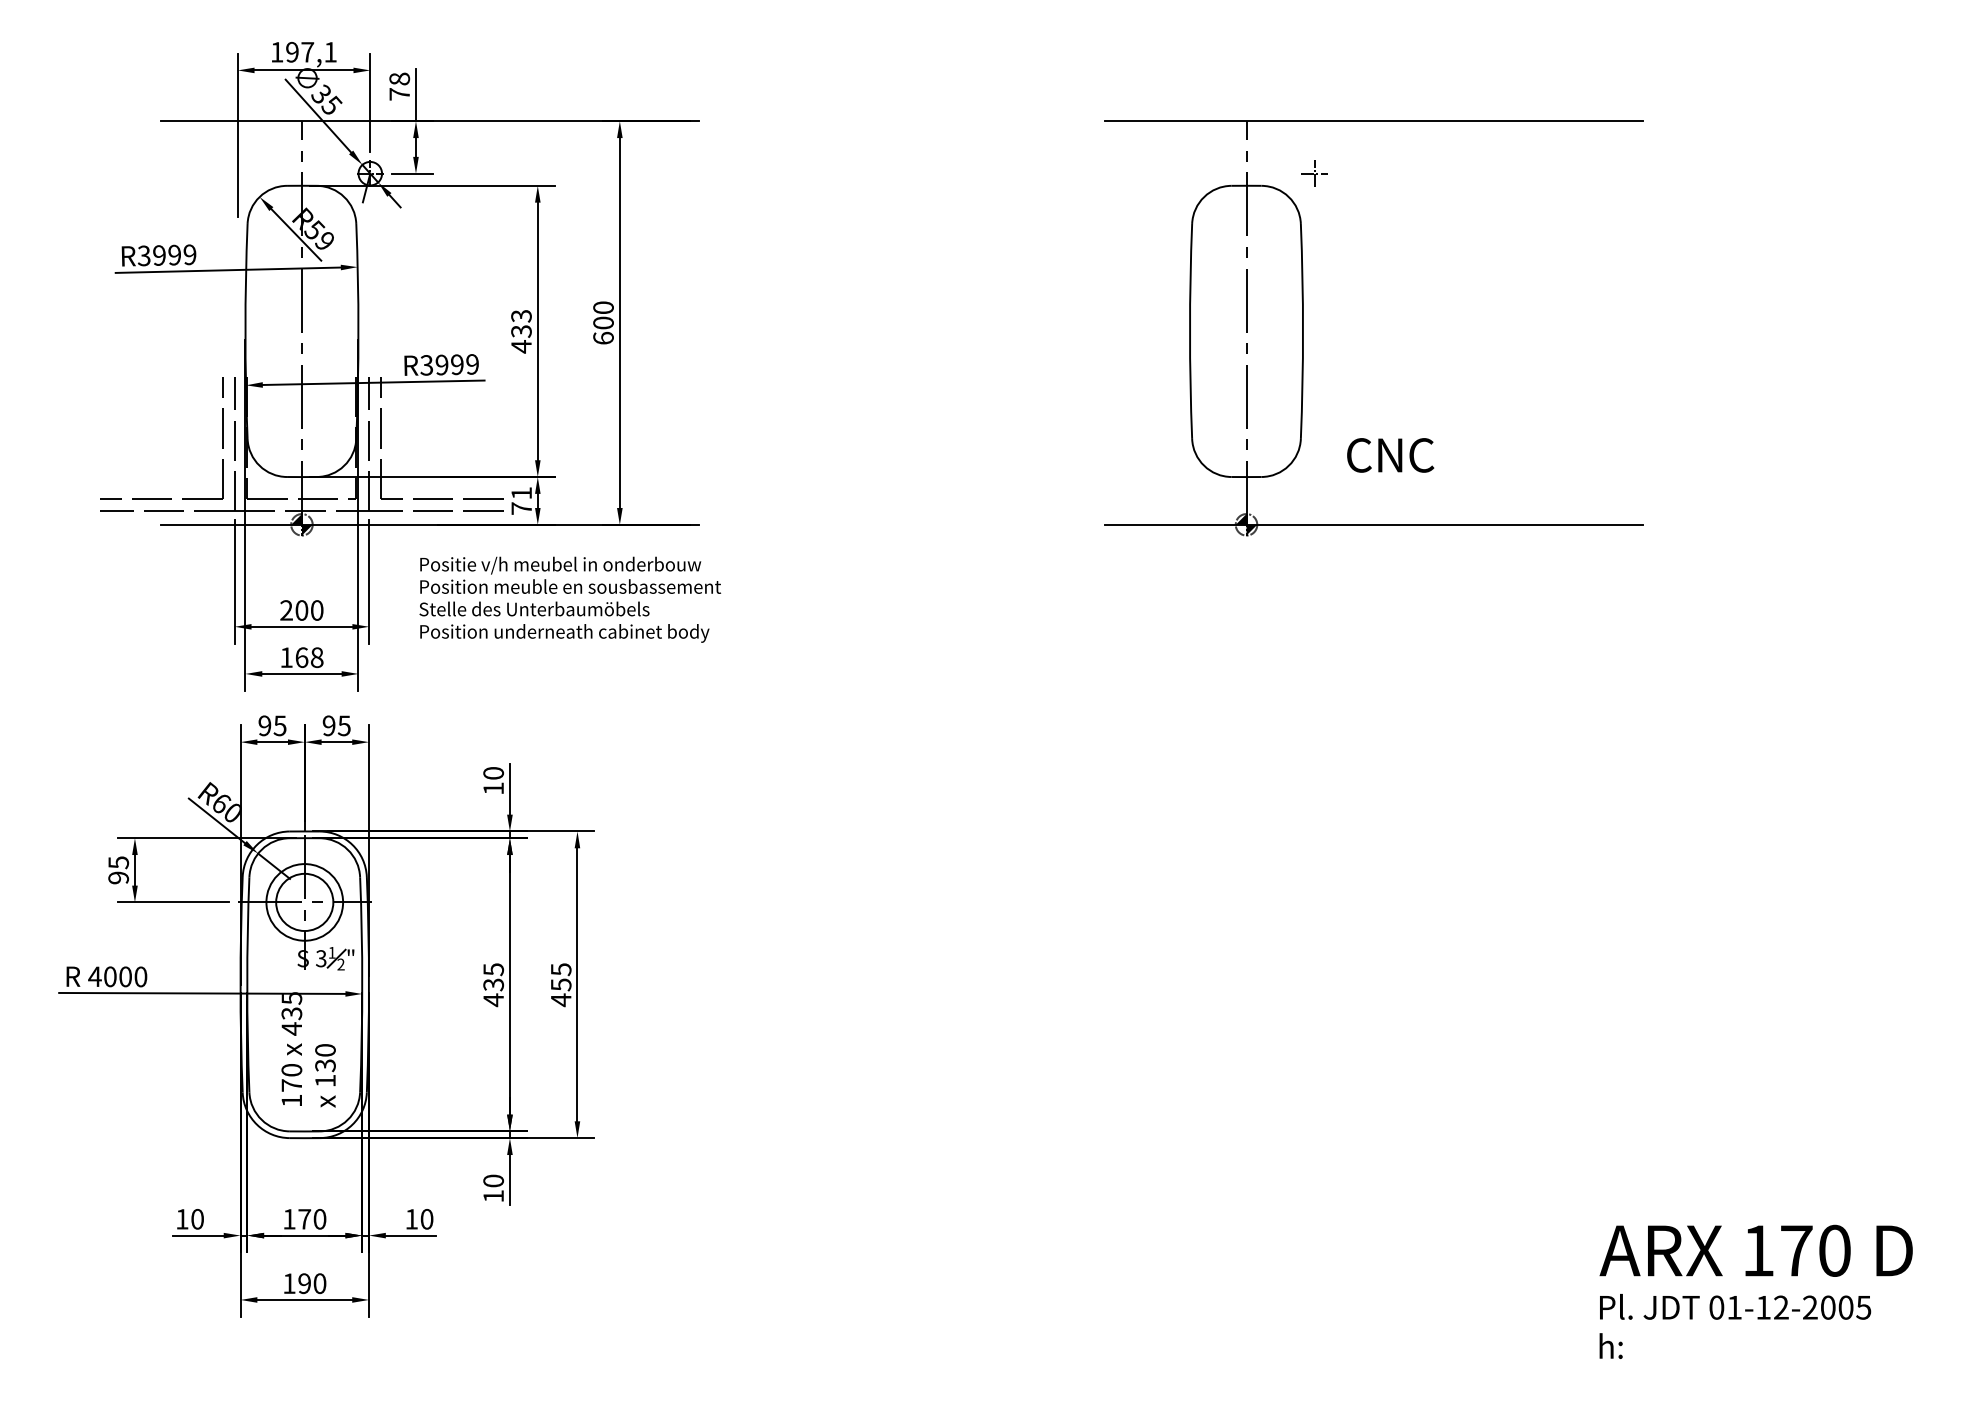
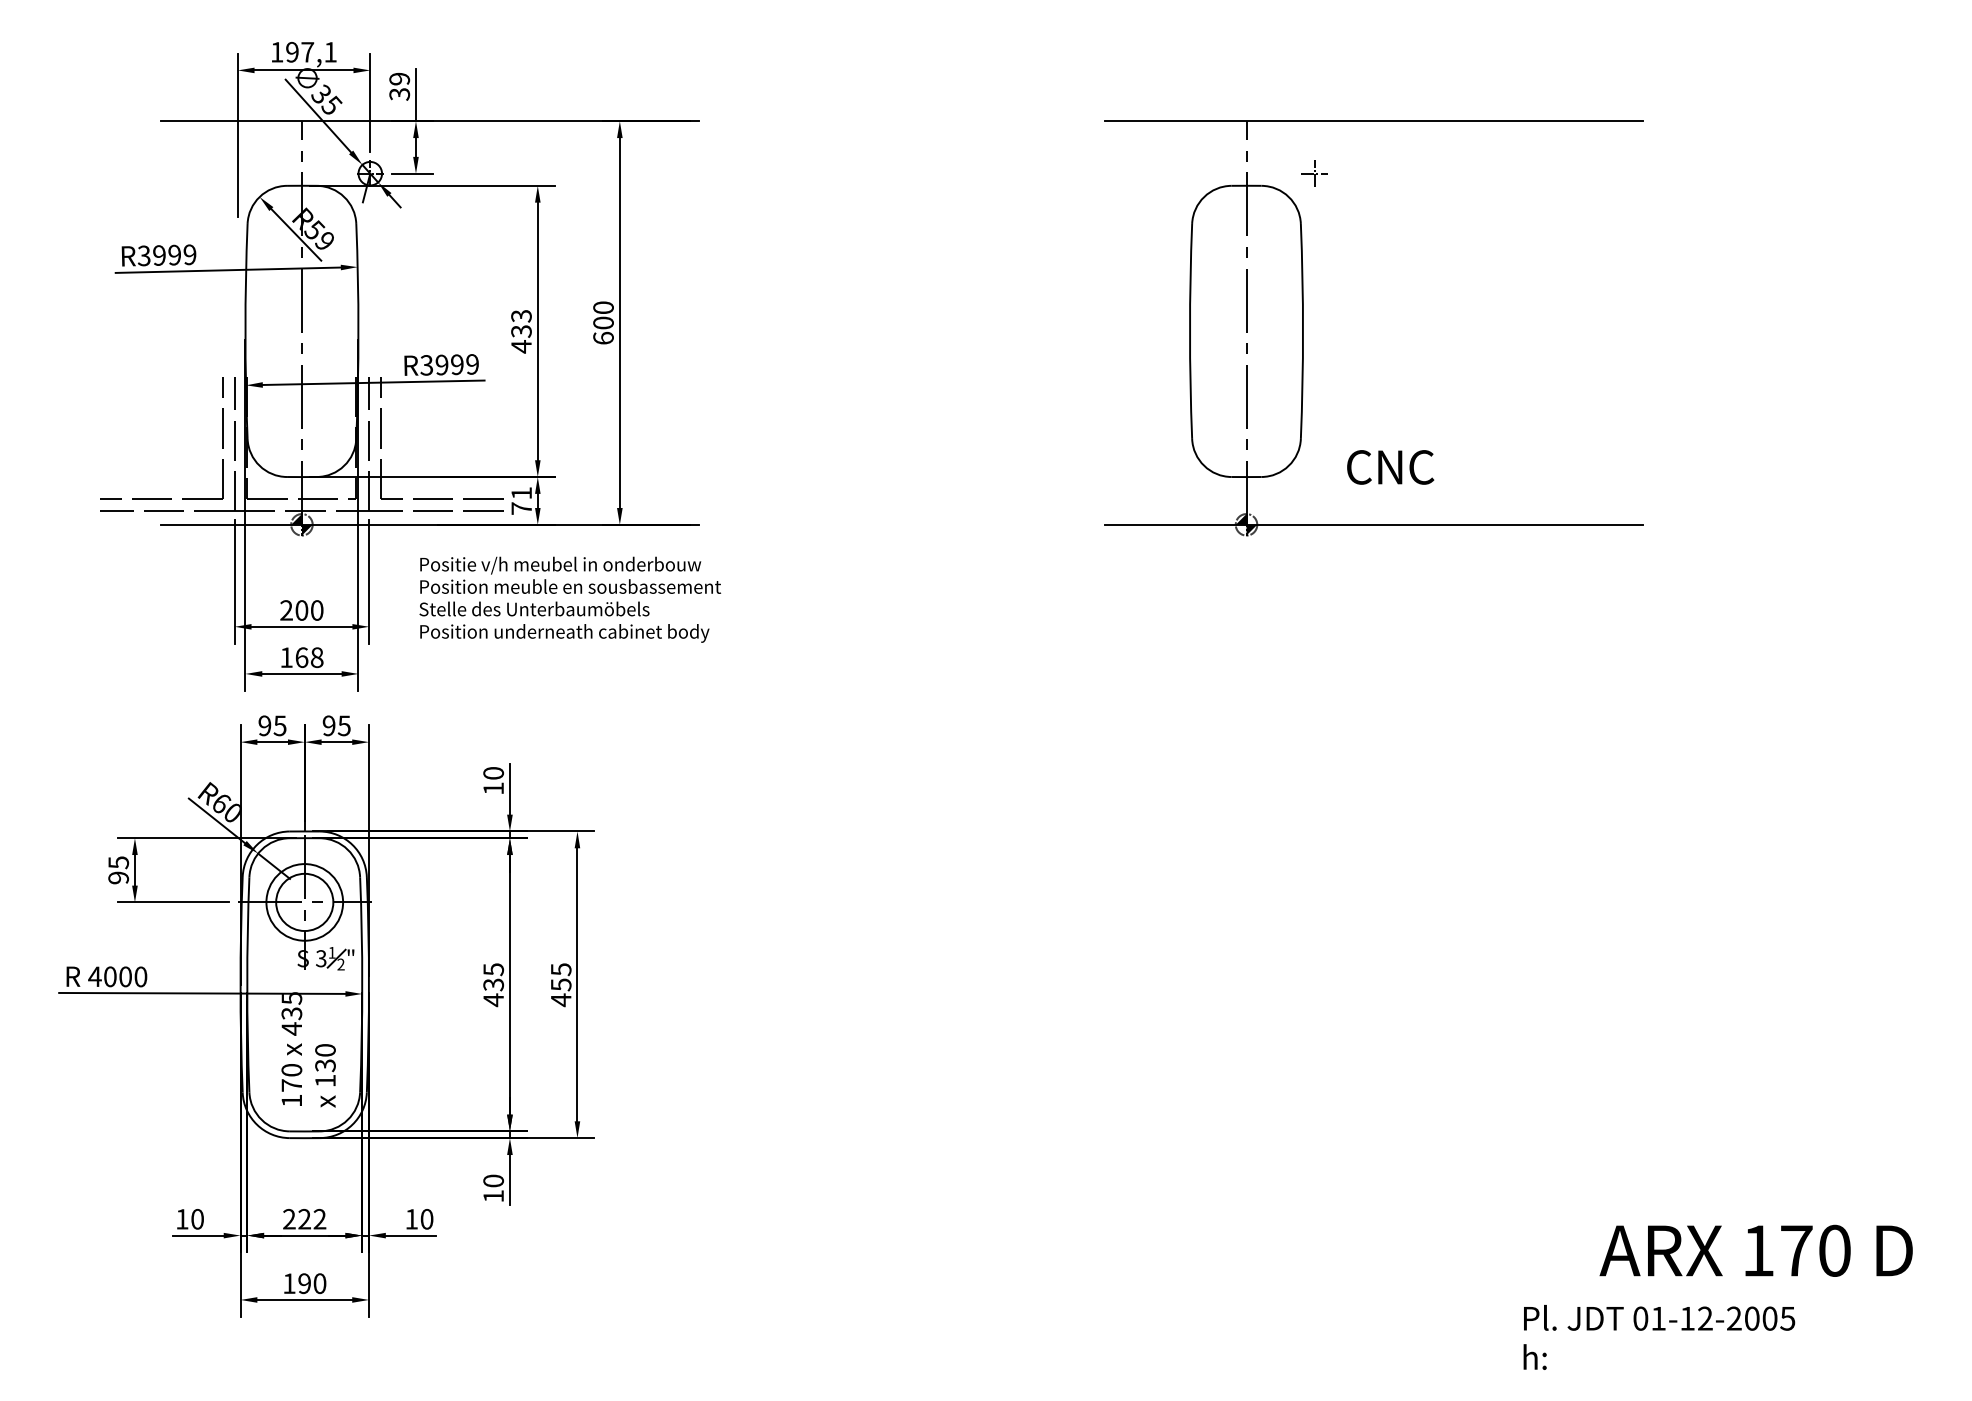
text: 78 -> 39 (399, 86)
text position: (1390, 455) -> (1390, 467) (1390, 467)
text: 170 -> 222 (304, 1218)
text position: (1735, 1326) -> (1659, 1337) (1659, 1337)
